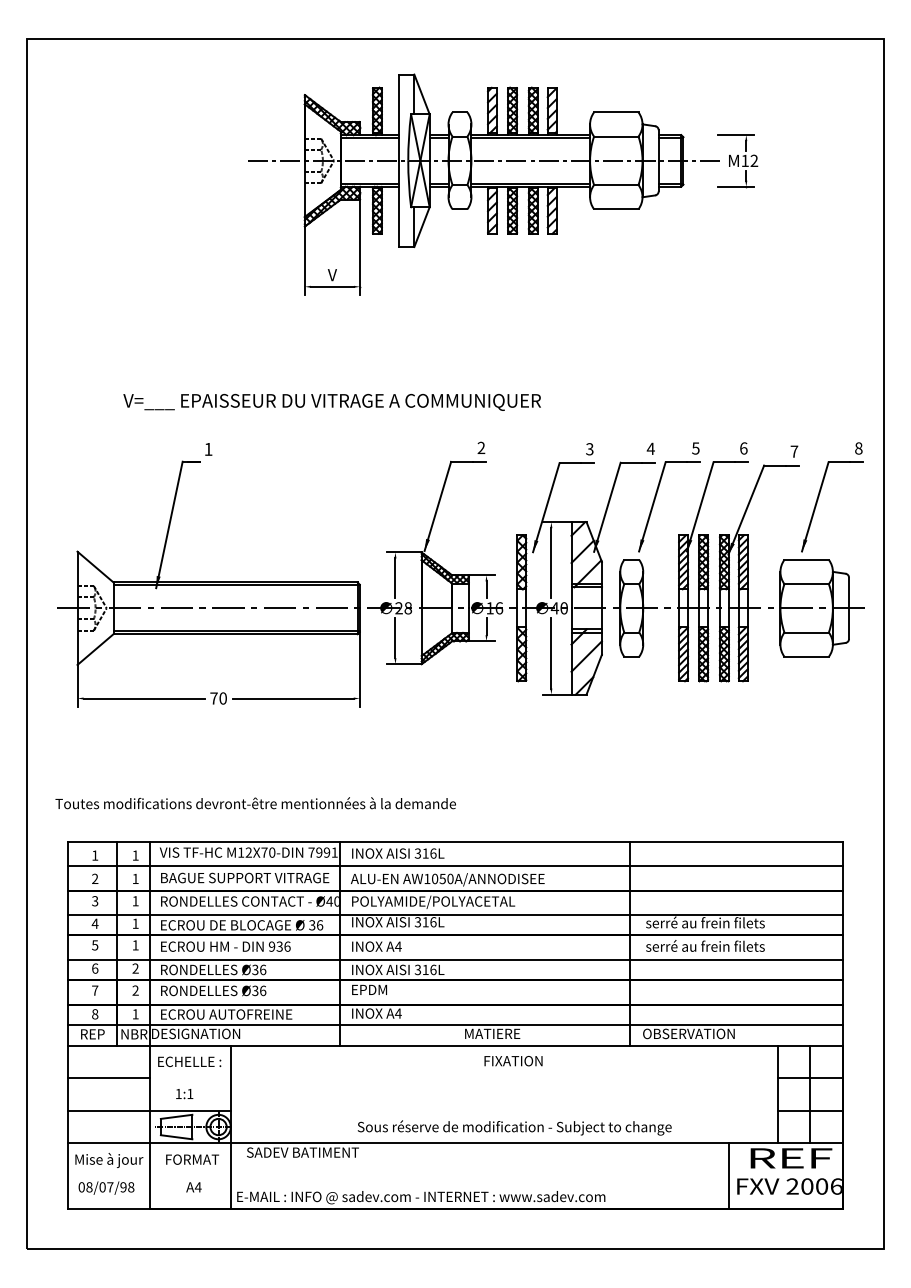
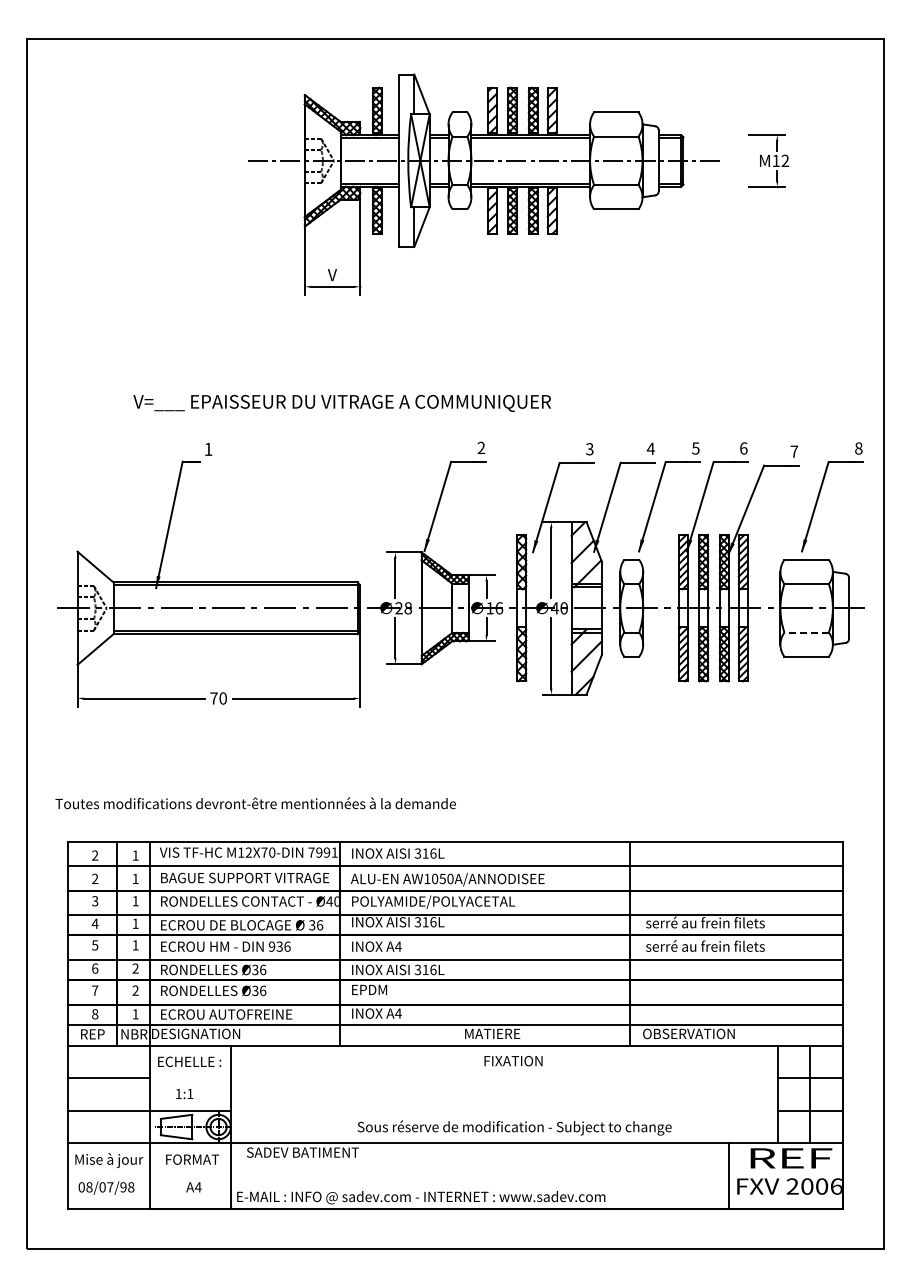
part position: (737, 161) -> (768, 161) (768, 161)
text position: (331, 402) -> (341, 403) (341, 403)
line: solid -> dashed (806, 632)
text: 1 -> 2 (95, 855)
